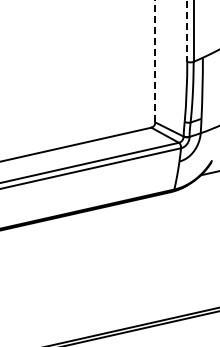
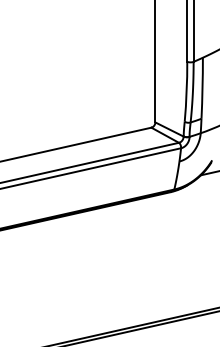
line: dashed -> solid (187, 30)
line: dashed -> solid (155, 61)
